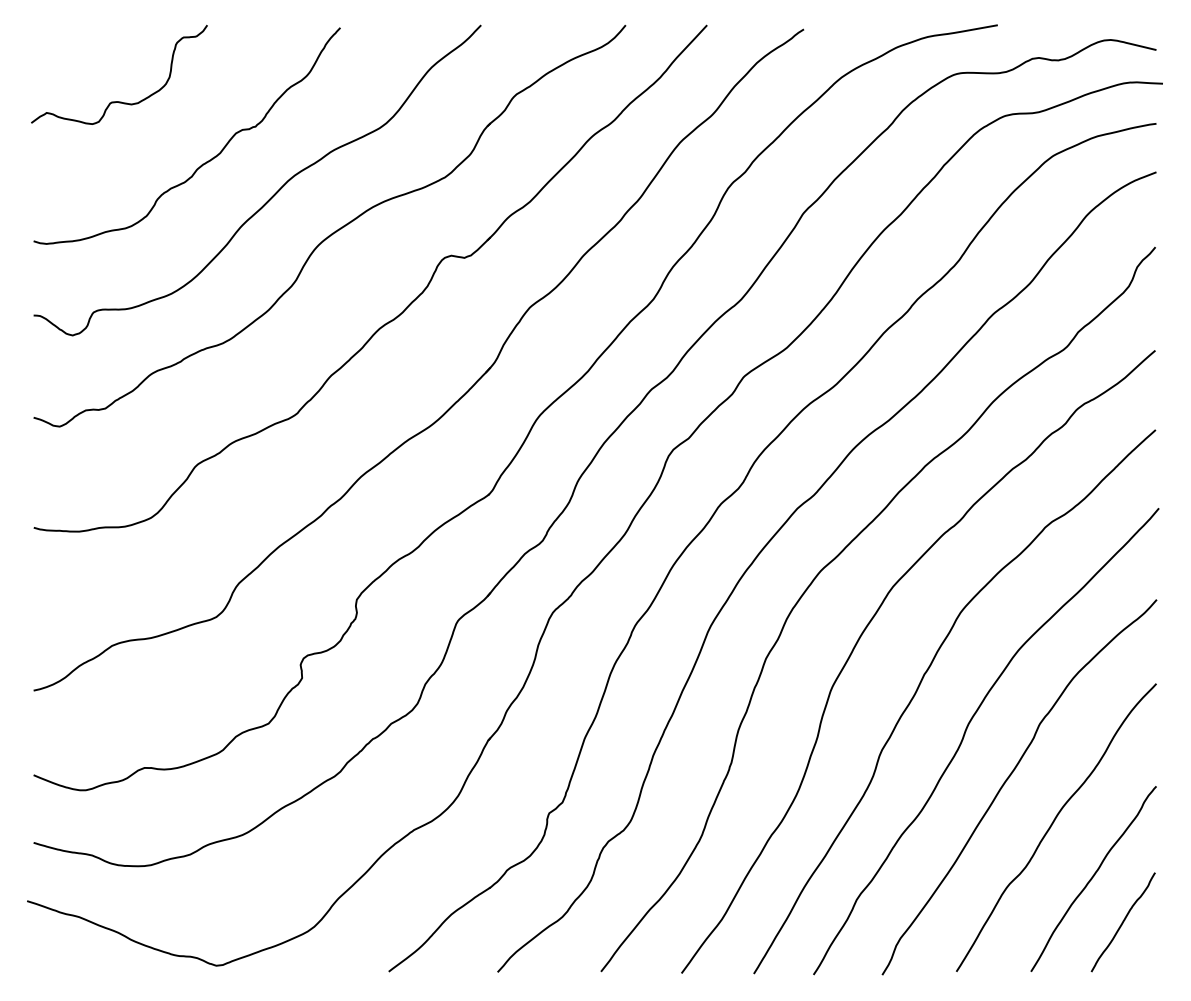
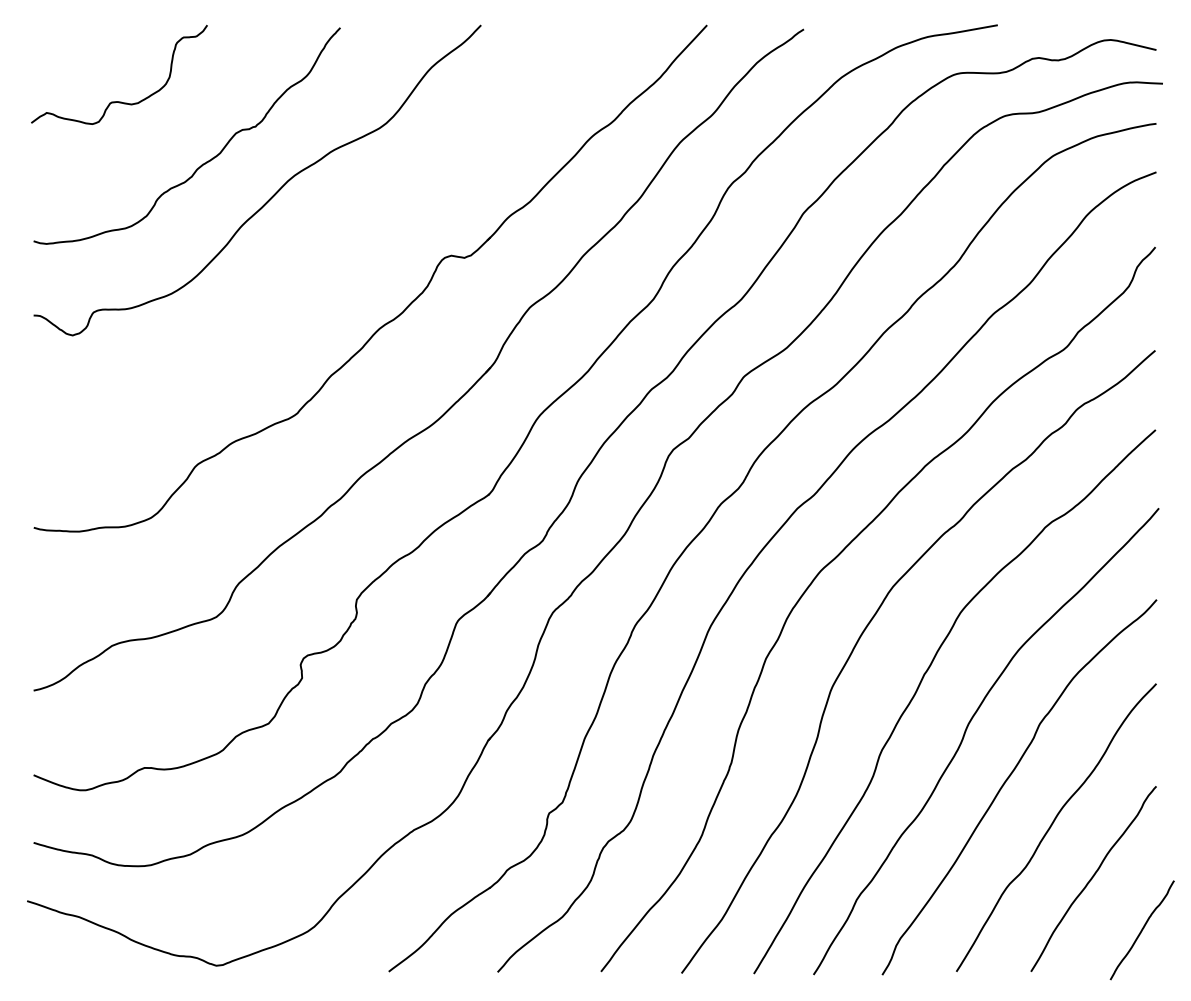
part: present -> none (332, 232)
curve position: (1122, 922) -> (1141, 930) (1141, 930)
